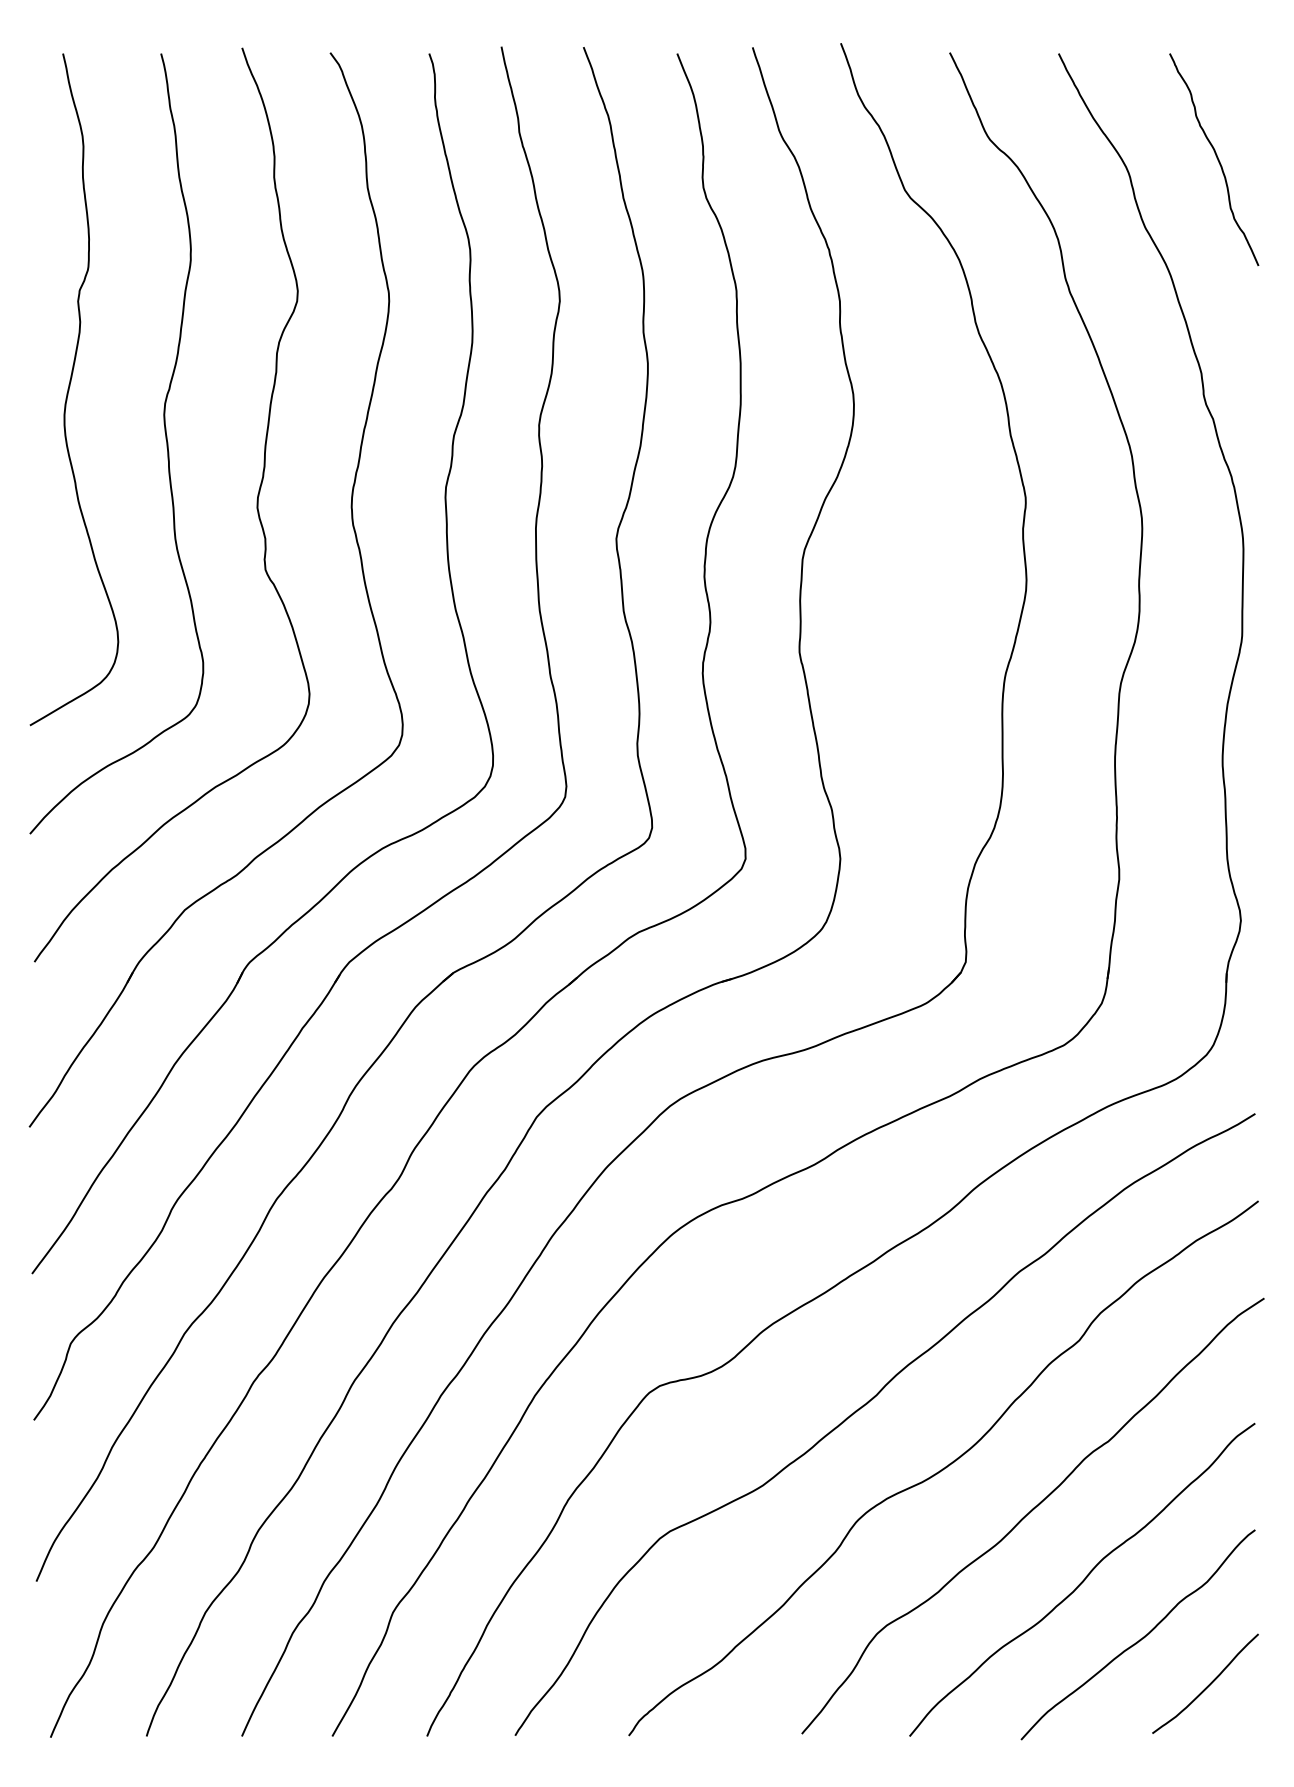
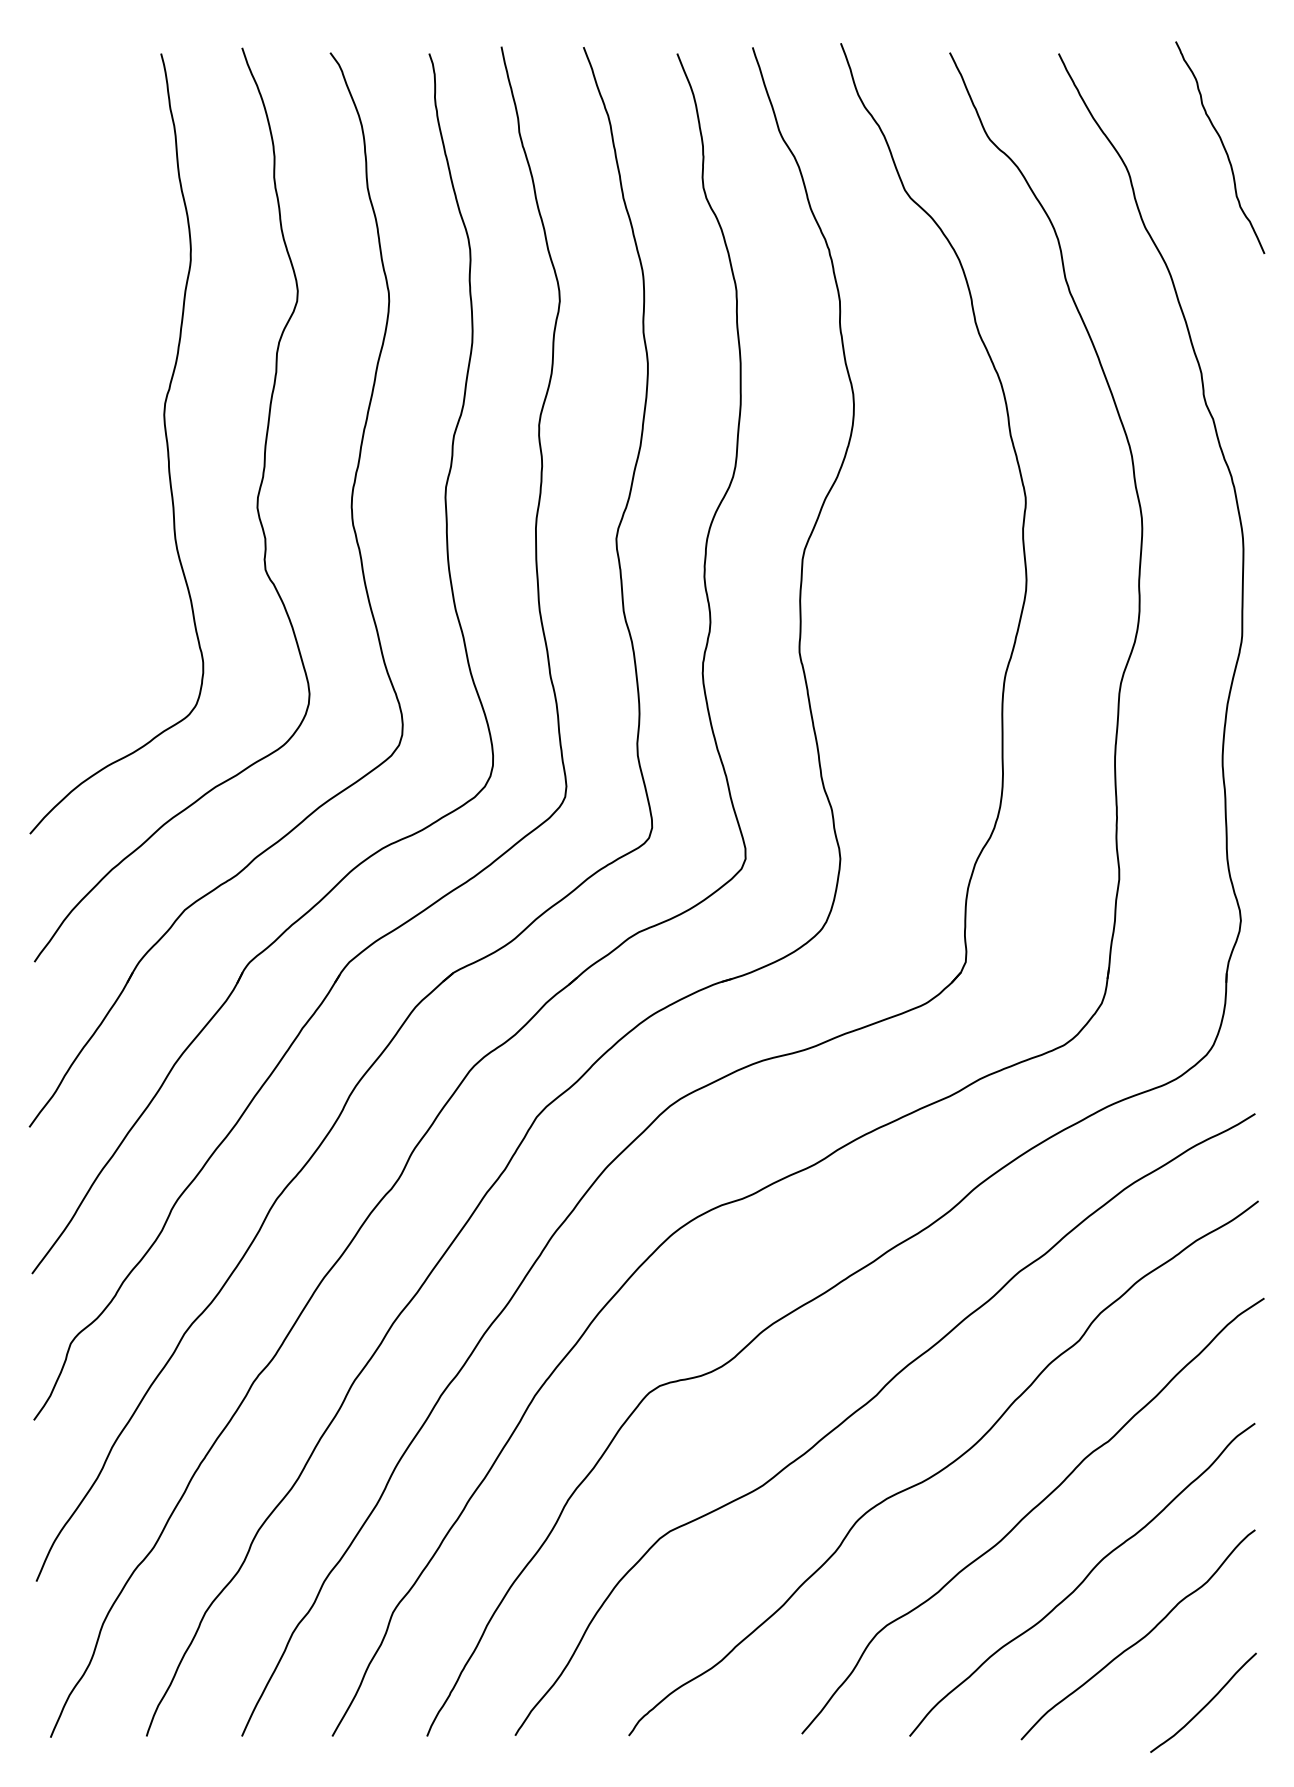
curve position: (1216, 158) -> (1222, 146) (1222, 146)
curve: present -> none (70, 386)
curve position: (1207, 1685) -> (1205, 1704) (1205, 1704)
